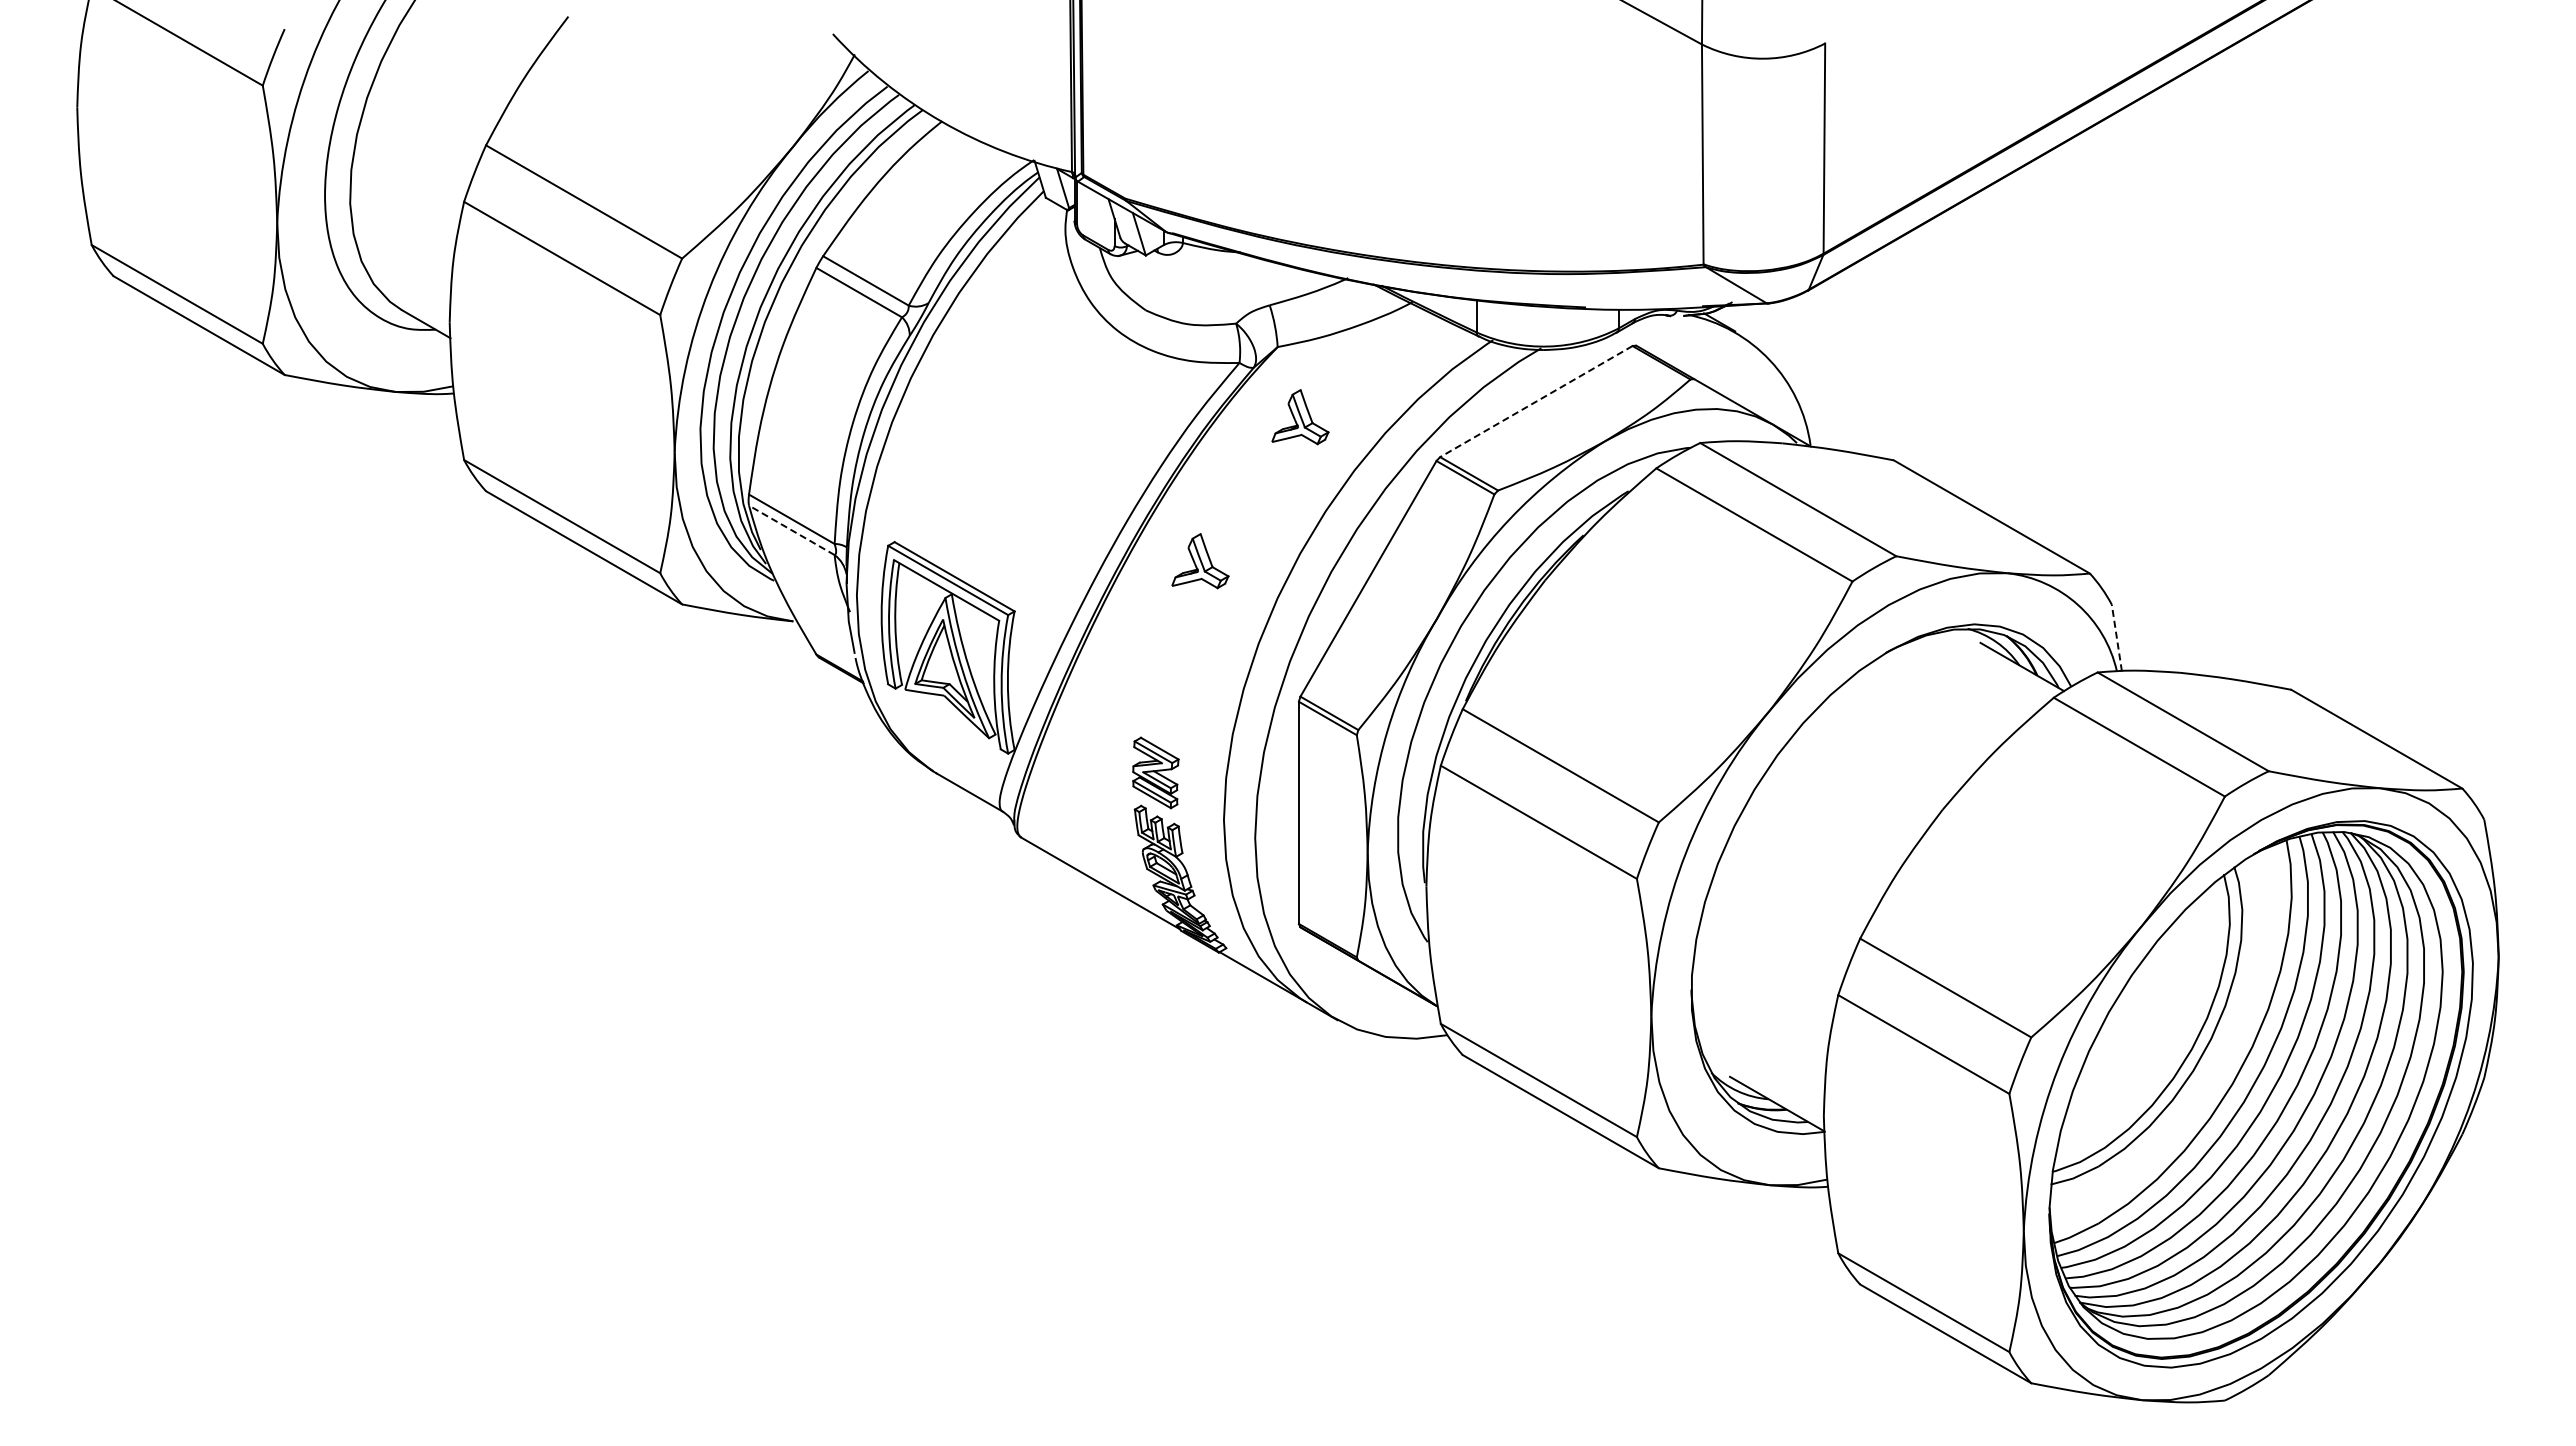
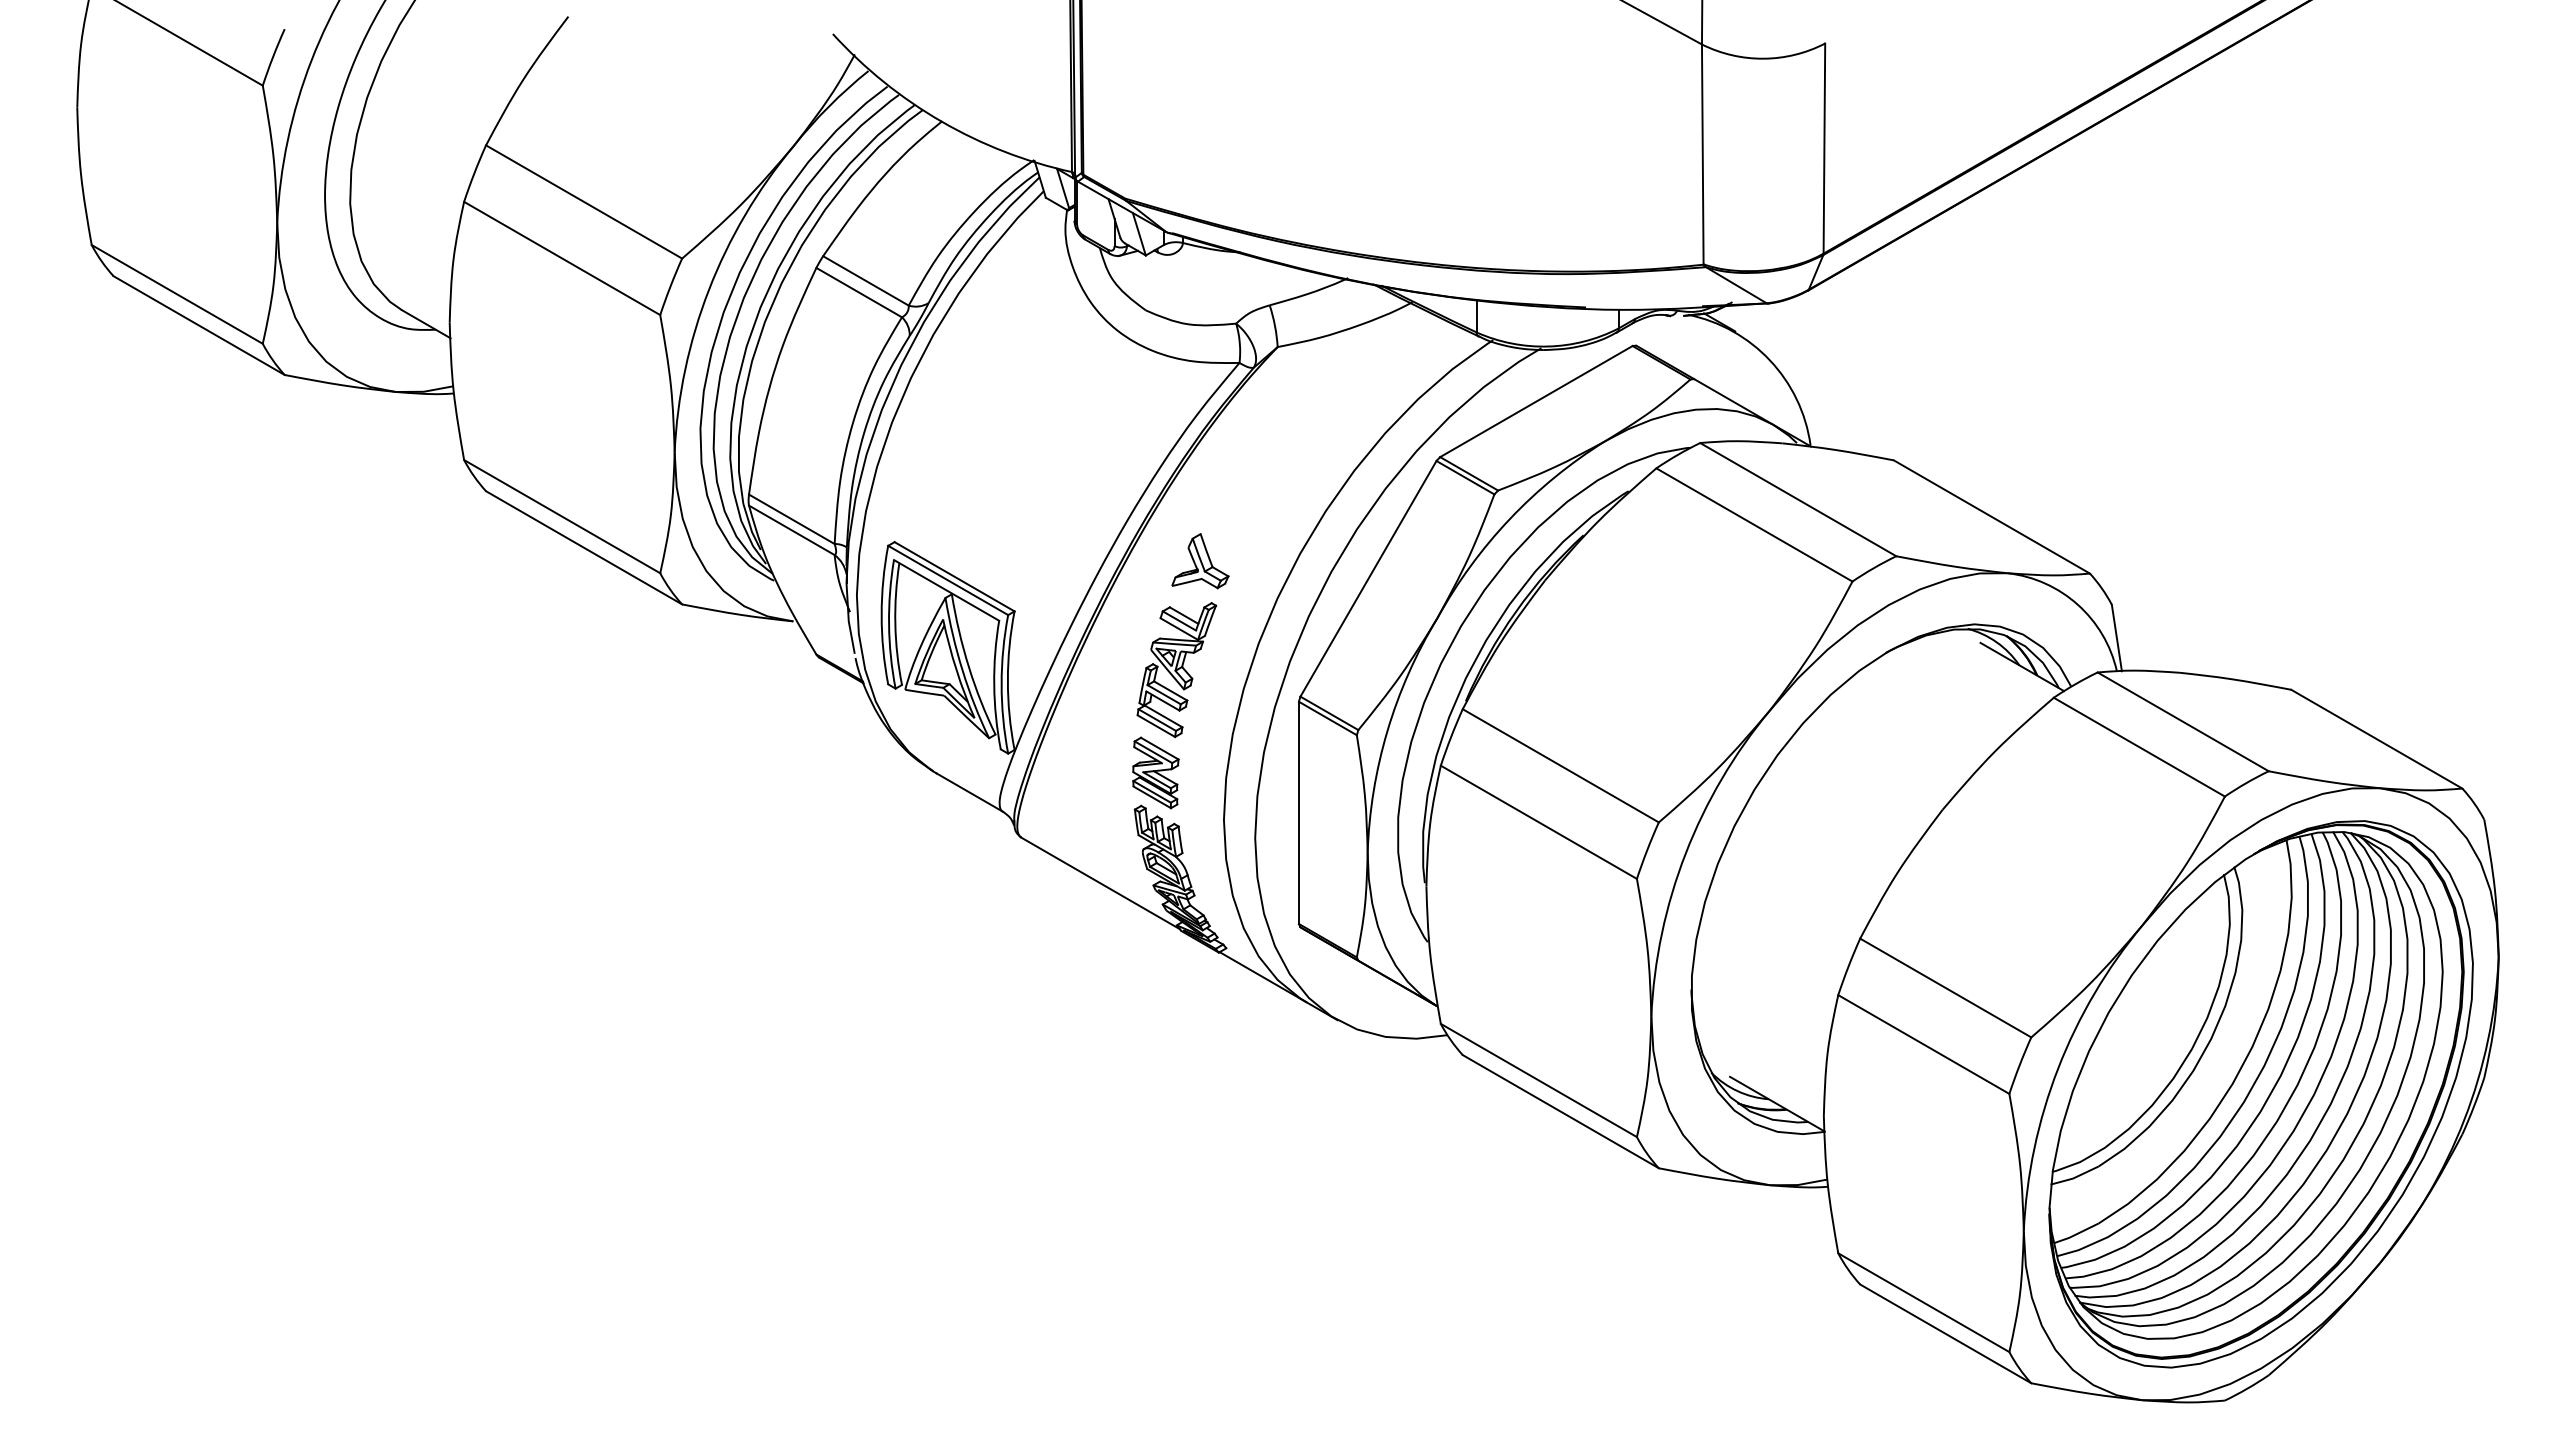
line: dashed -> solid (1535, 401)
part: present -> none (1300, 417)
line: dashed -> solid (791, 530)
line: dashed -> solid (2116, 638)
part: none -> present (1176, 670)
